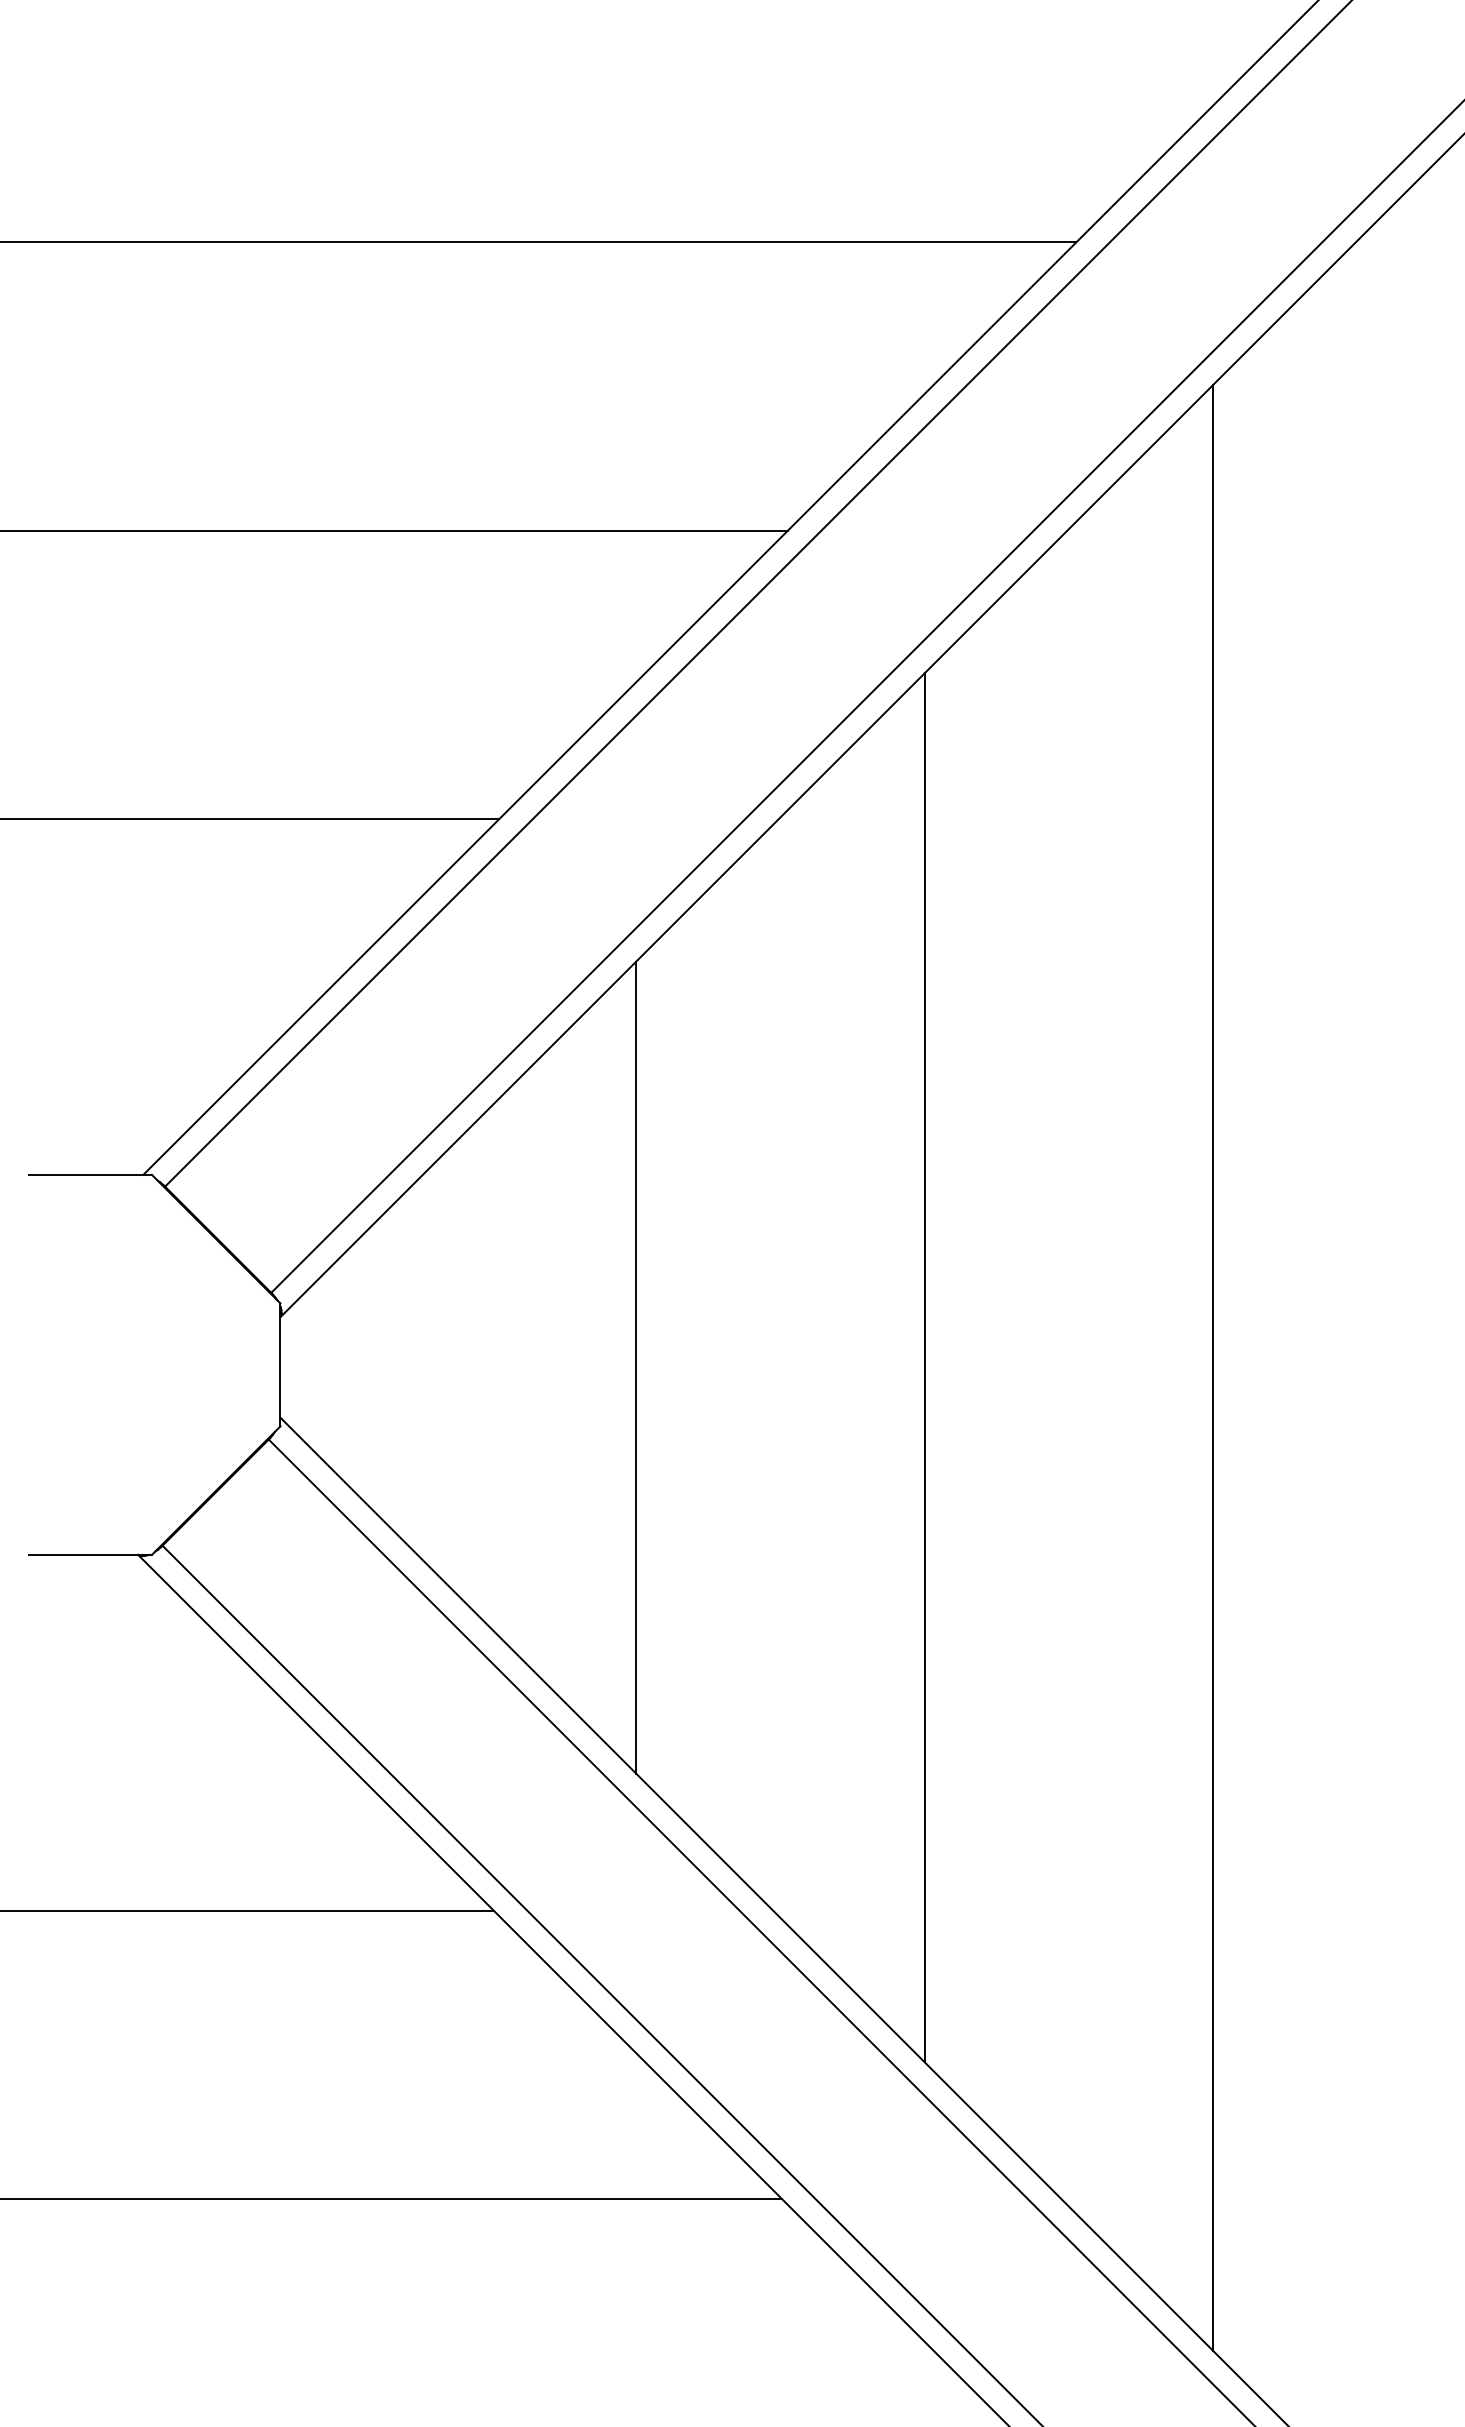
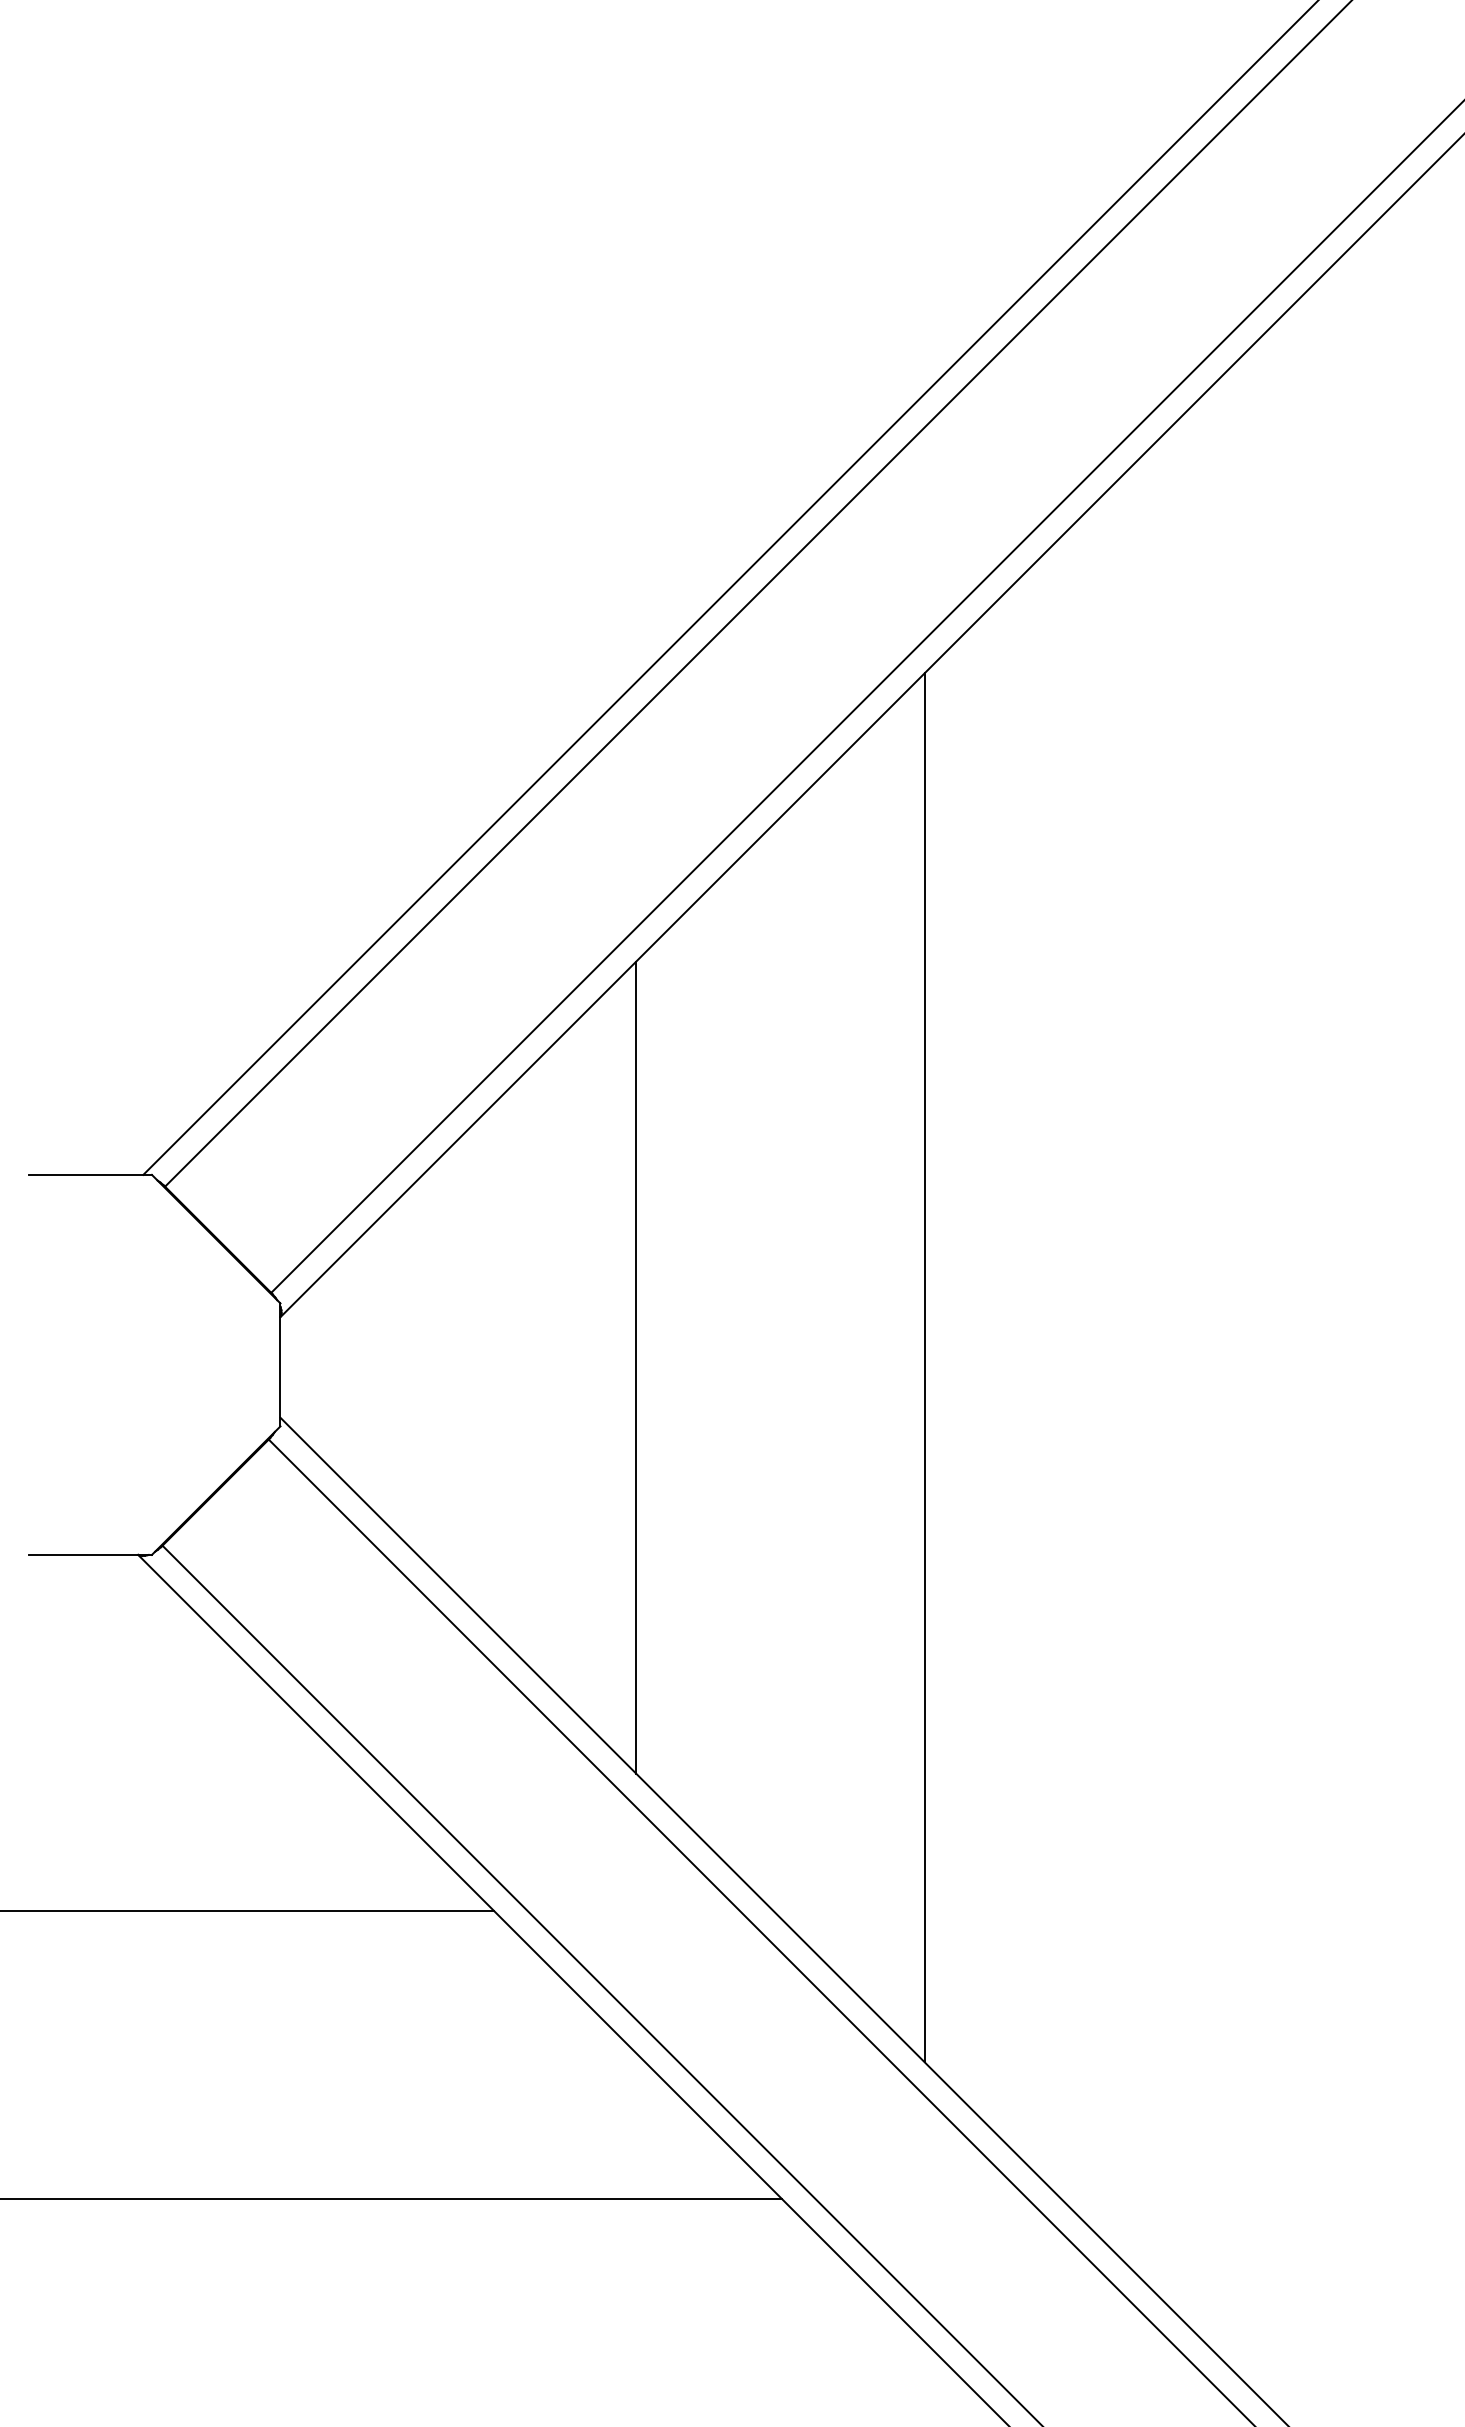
line: present -> none (539, 242)
line: present -> none (394, 530)
line: present -> none (250, 819)
line: present -> none (1213, 1367)
